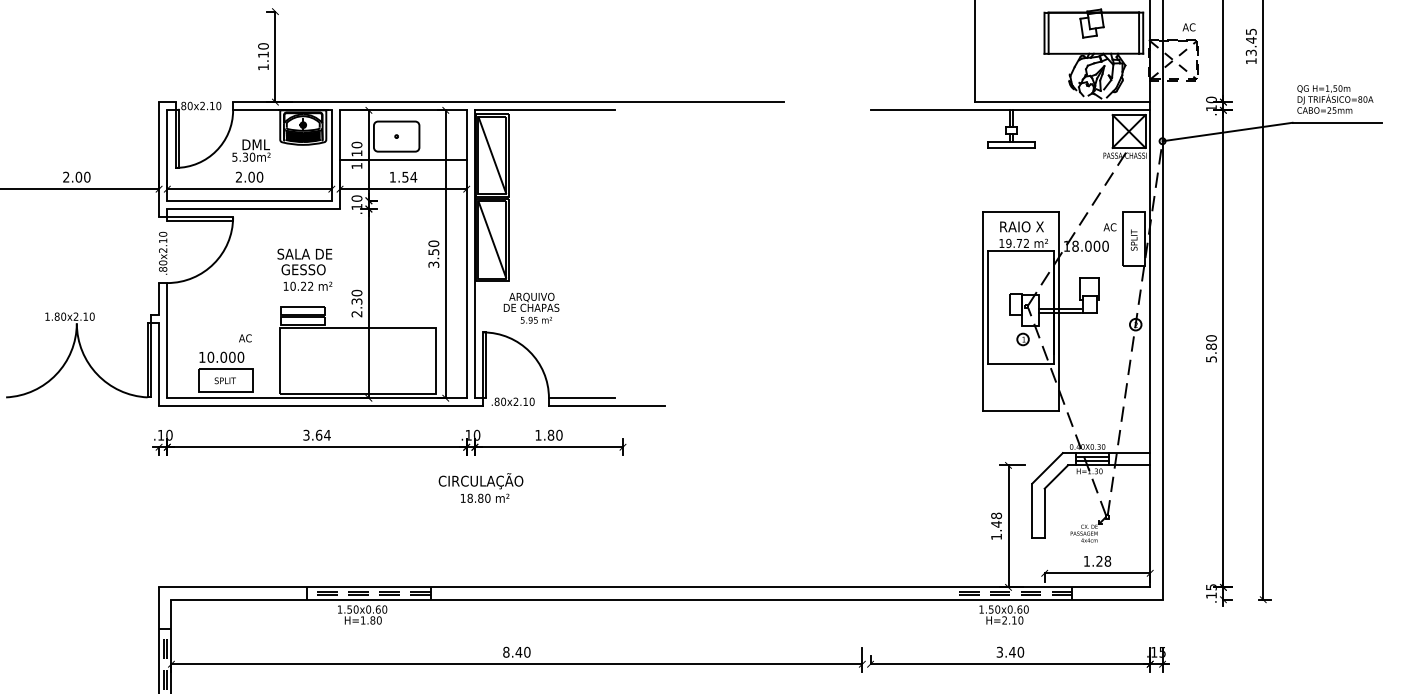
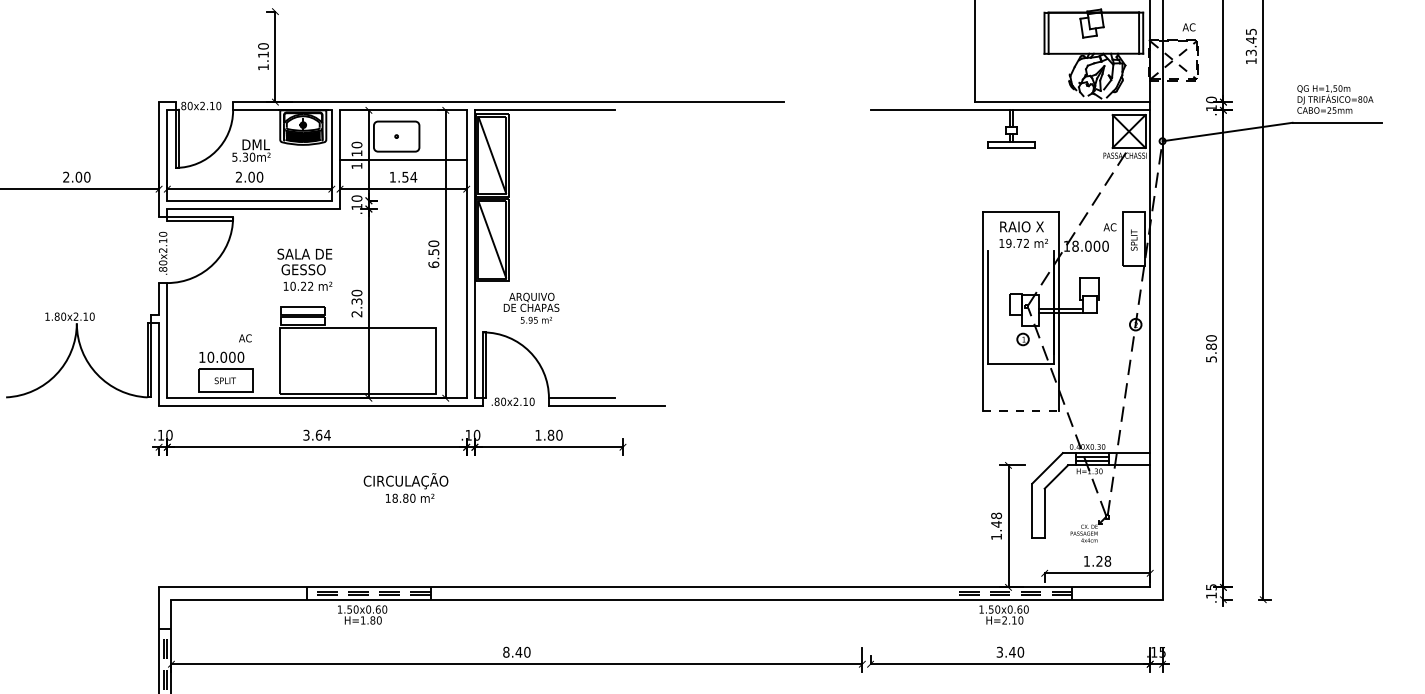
line: present -> none (1020, 250)
text: 3.50 -> 6.50 (433, 264)
line: solid -> dashed (1020, 411)
text position: (480, 487) -> (405, 487) (405, 487)
